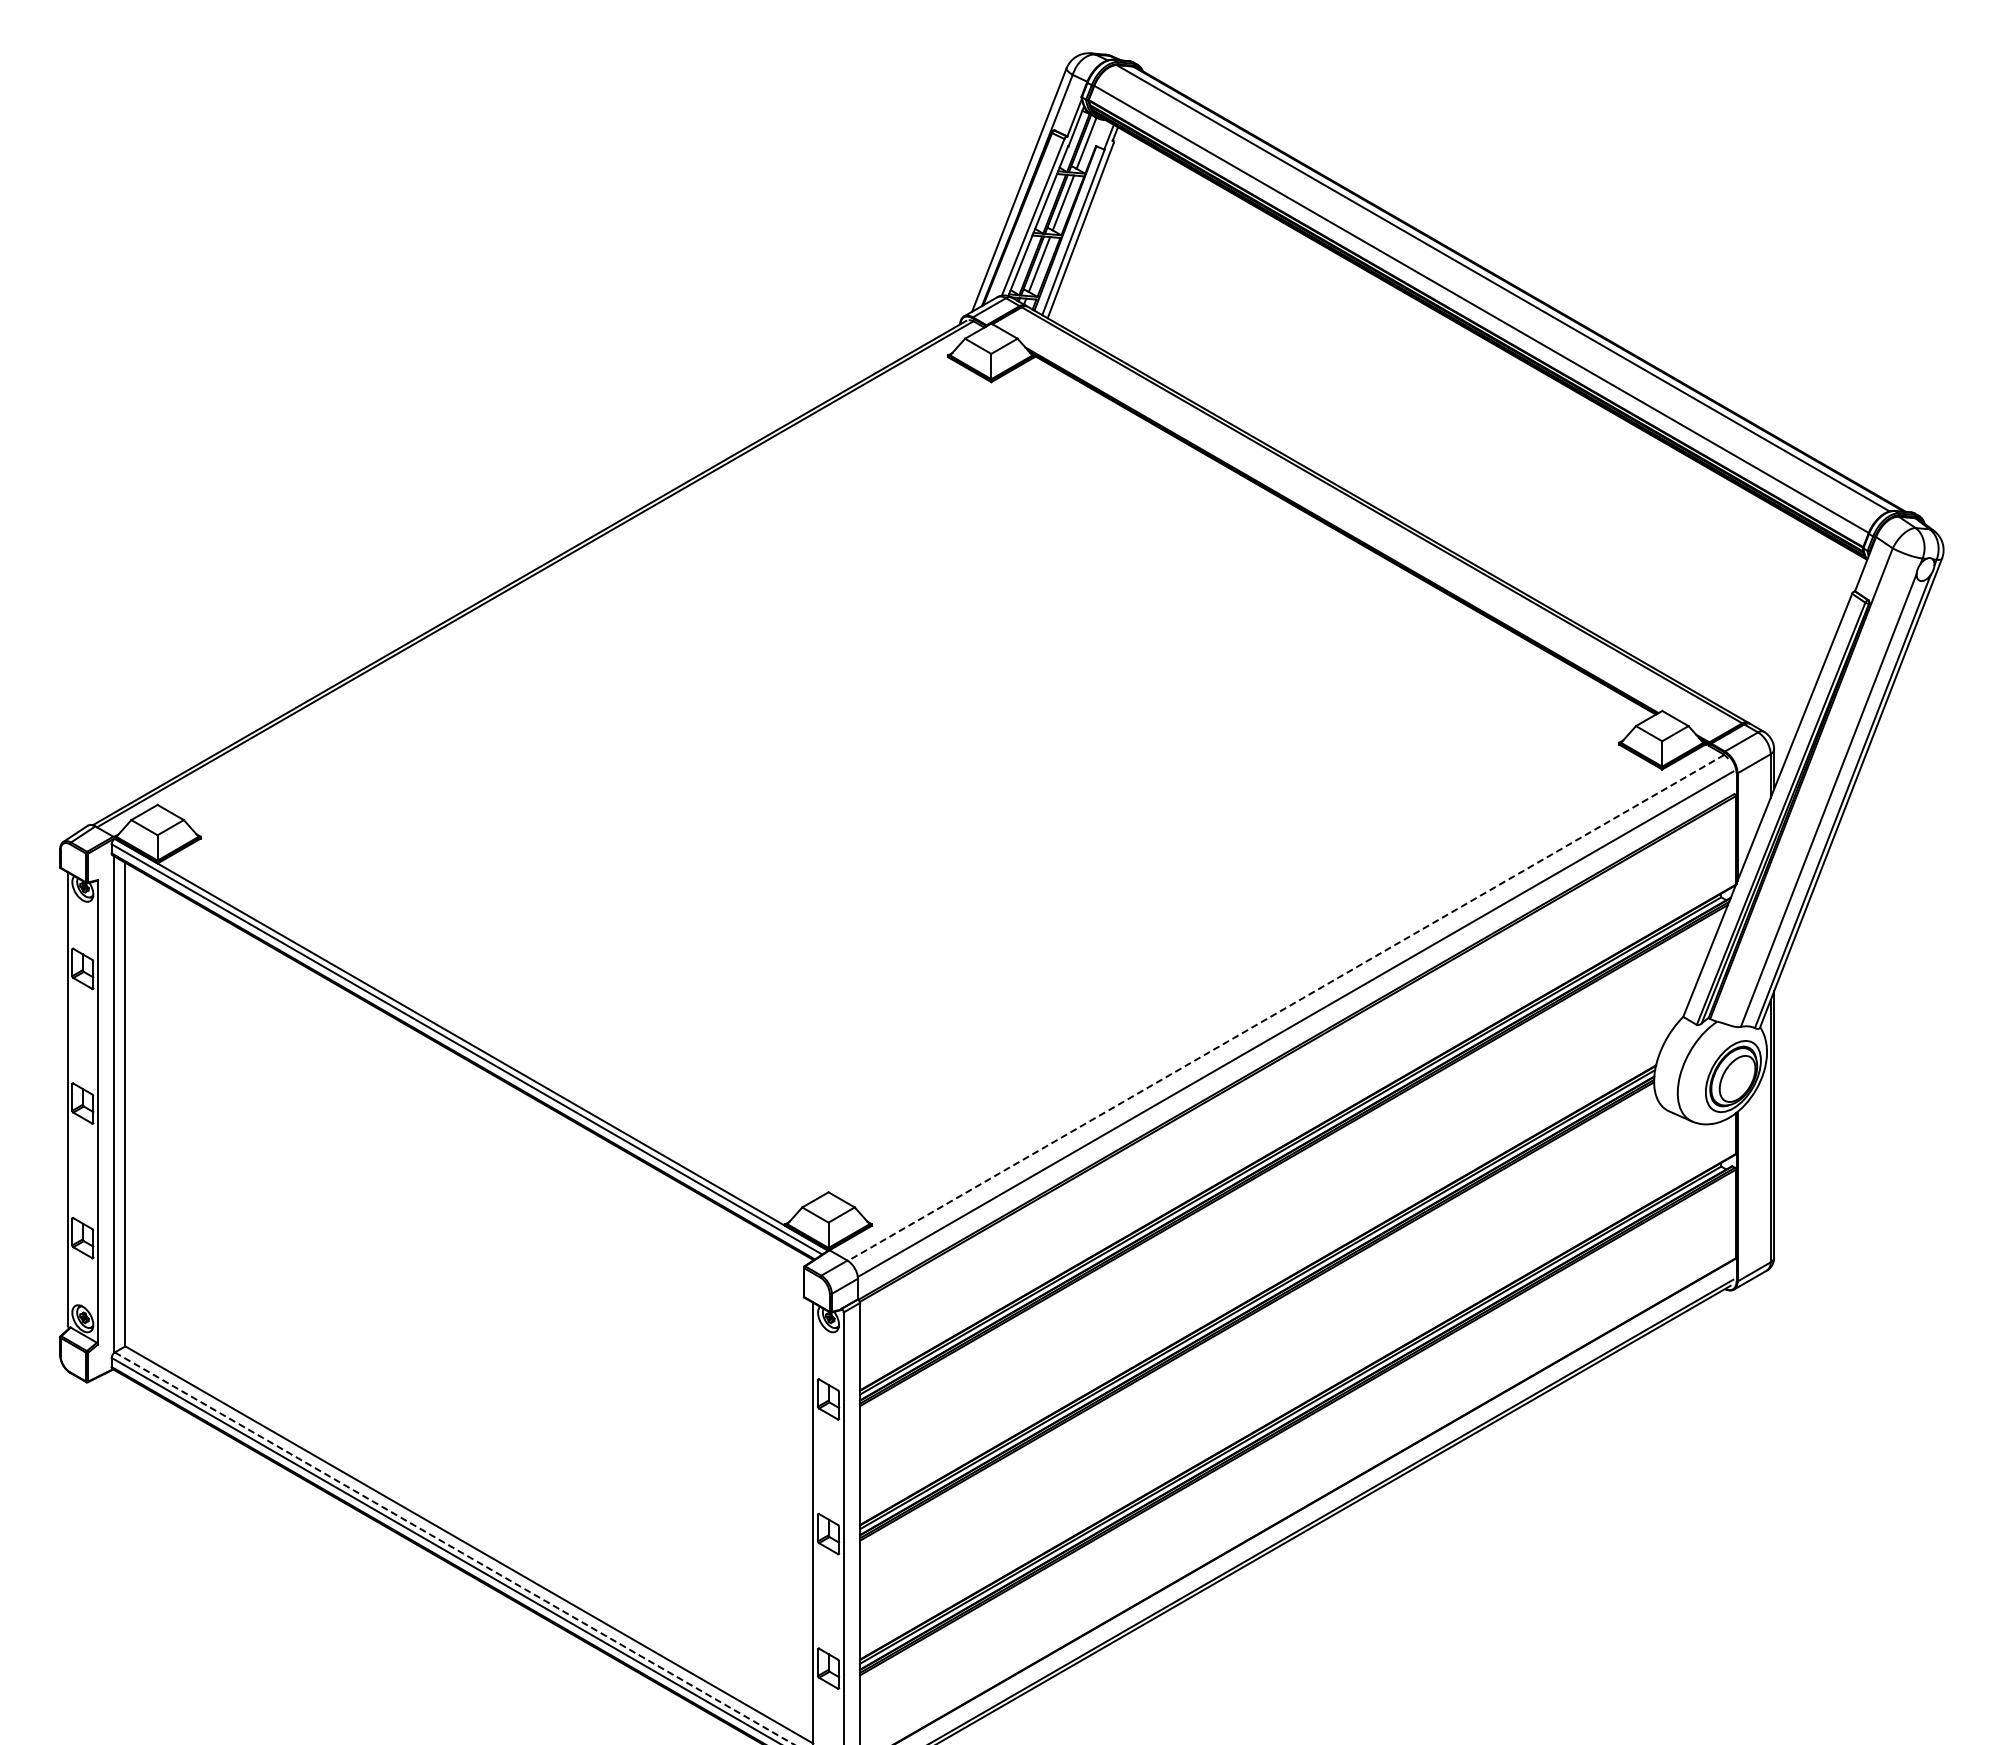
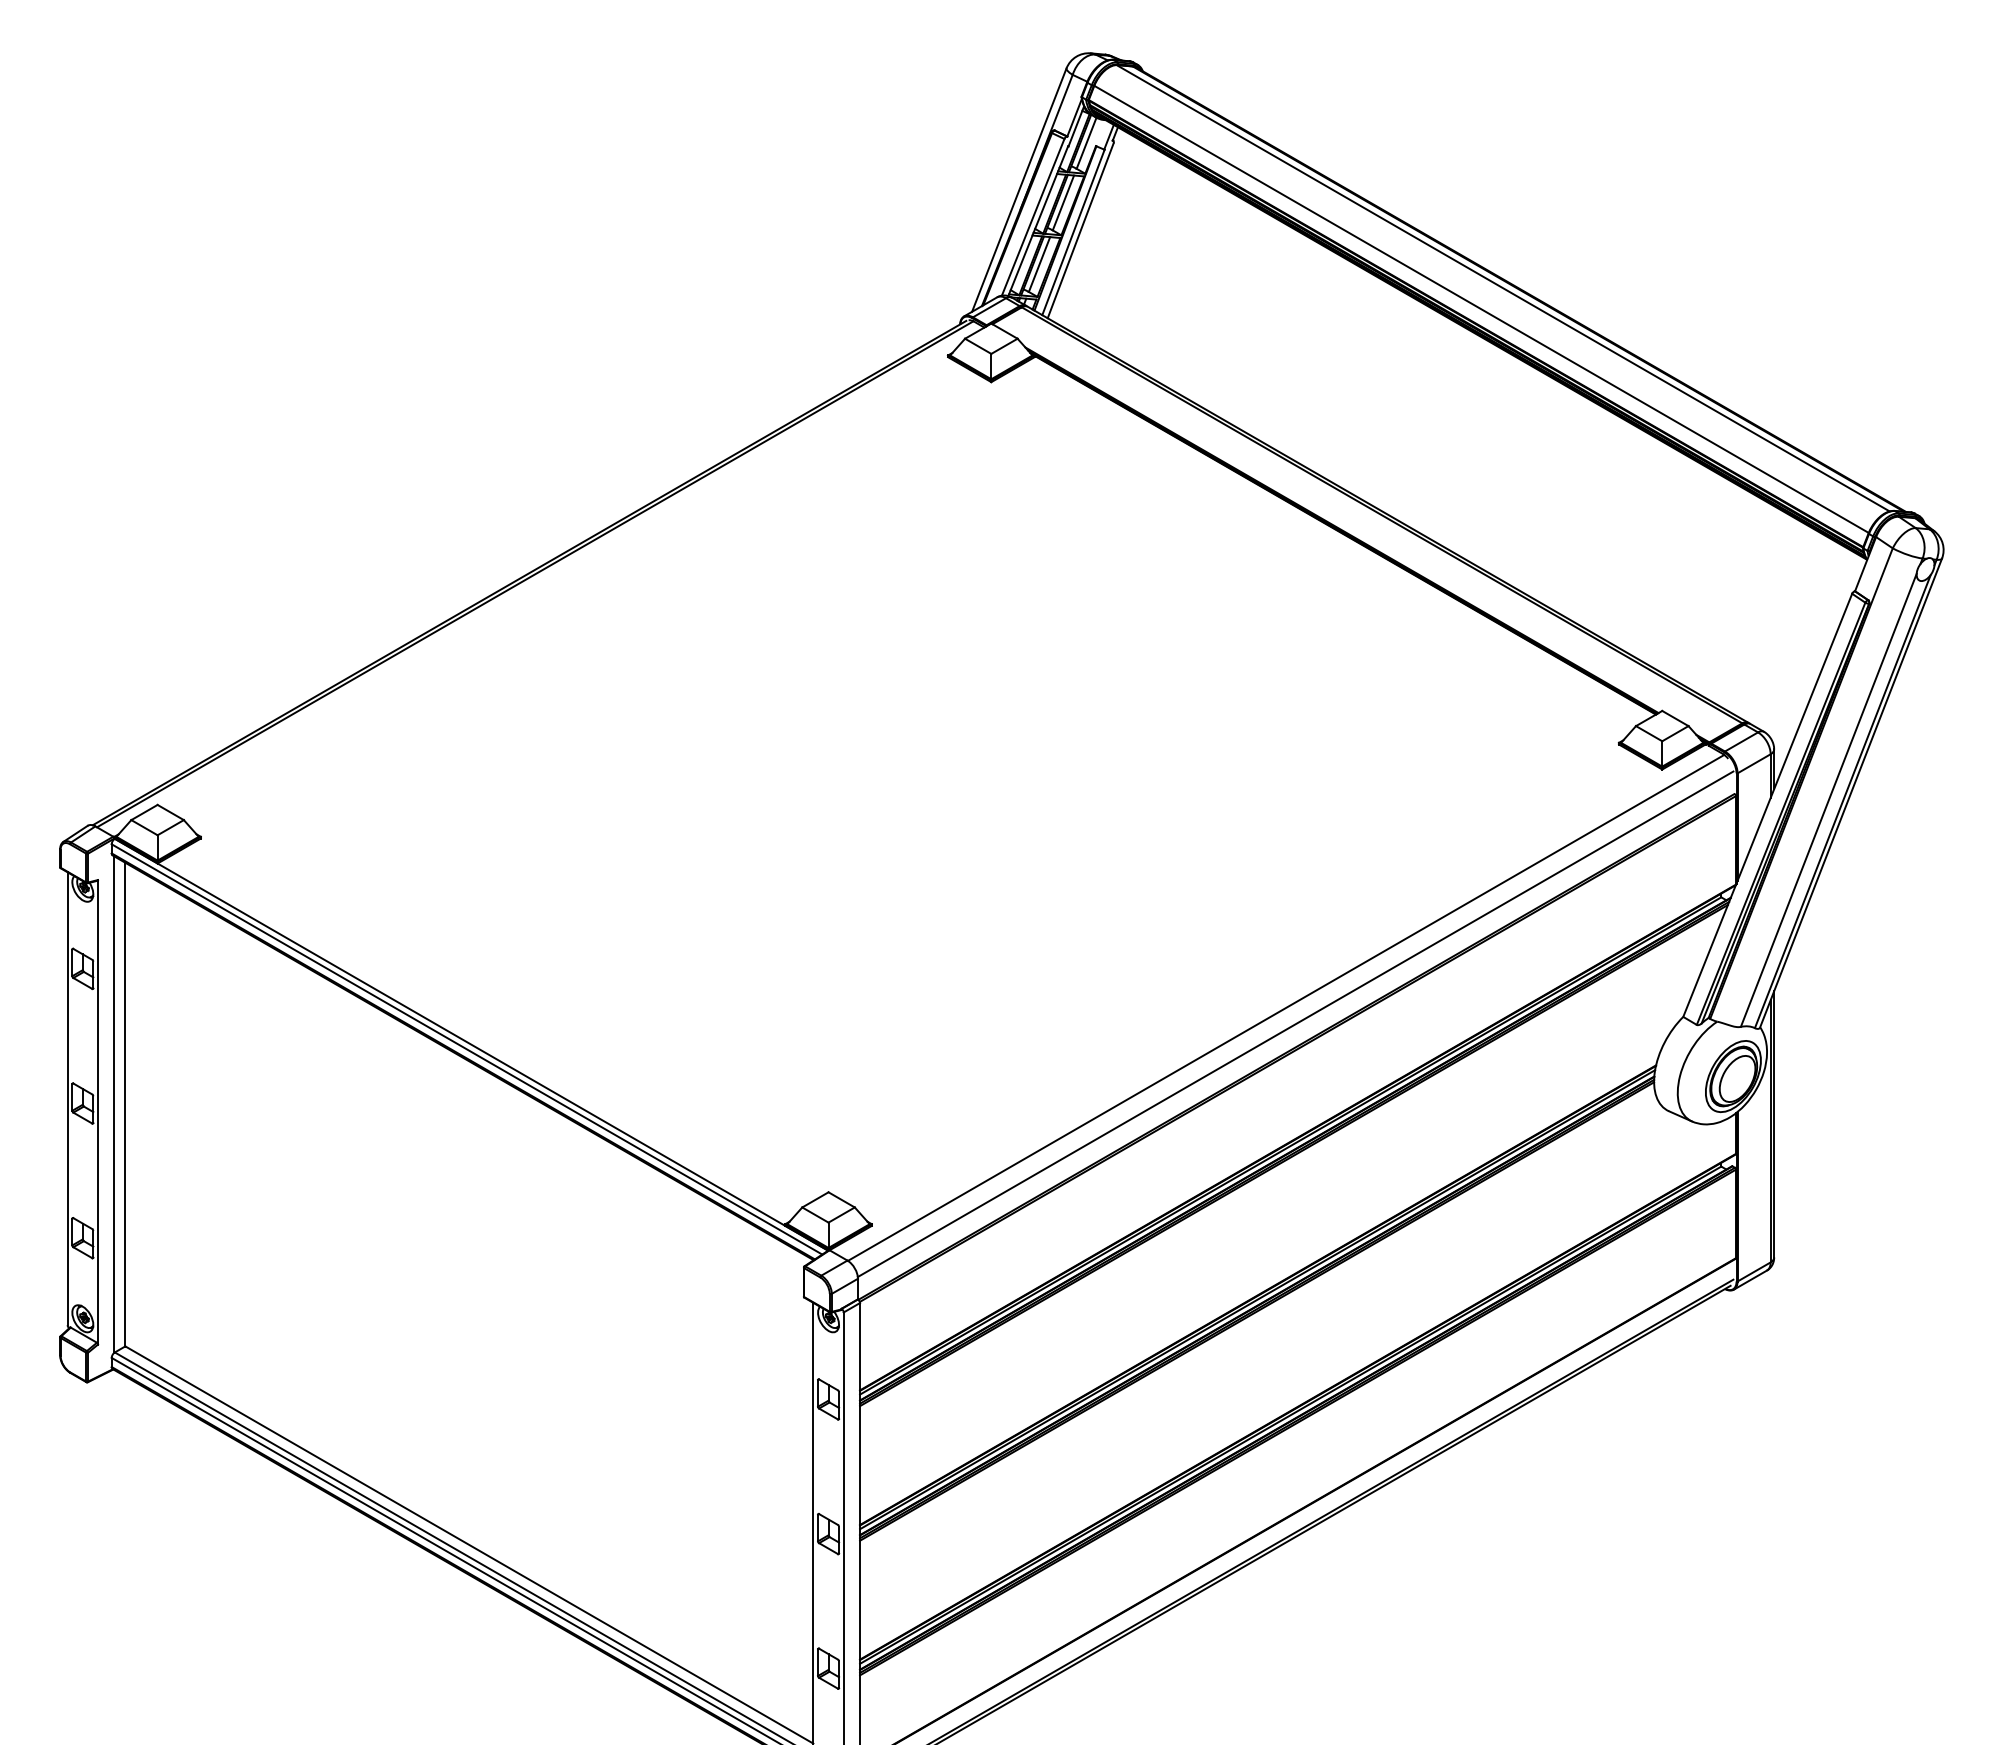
line: dashed -> solid (1286, 1007)
line: dashed -> solid (455, 1548)
